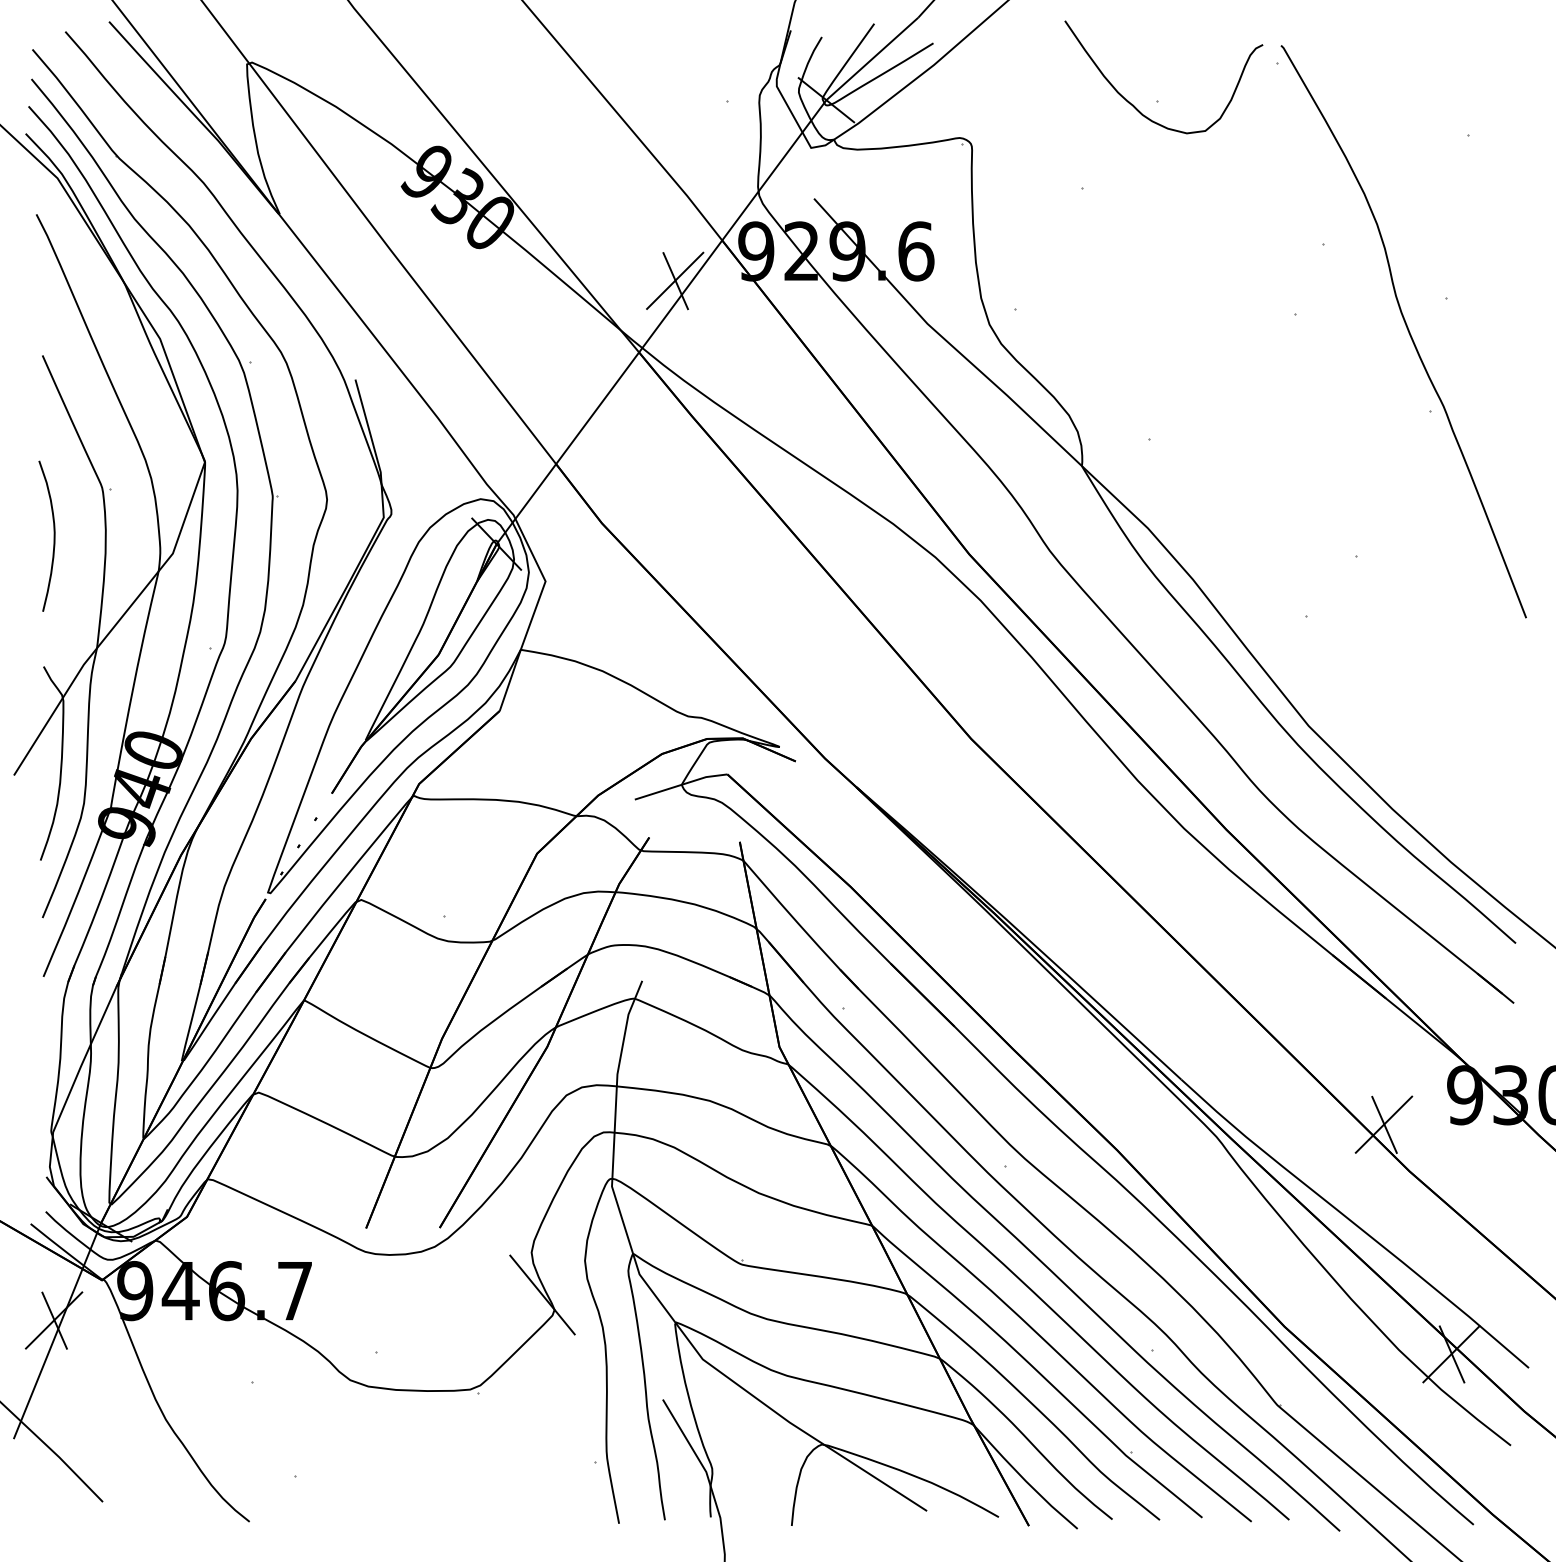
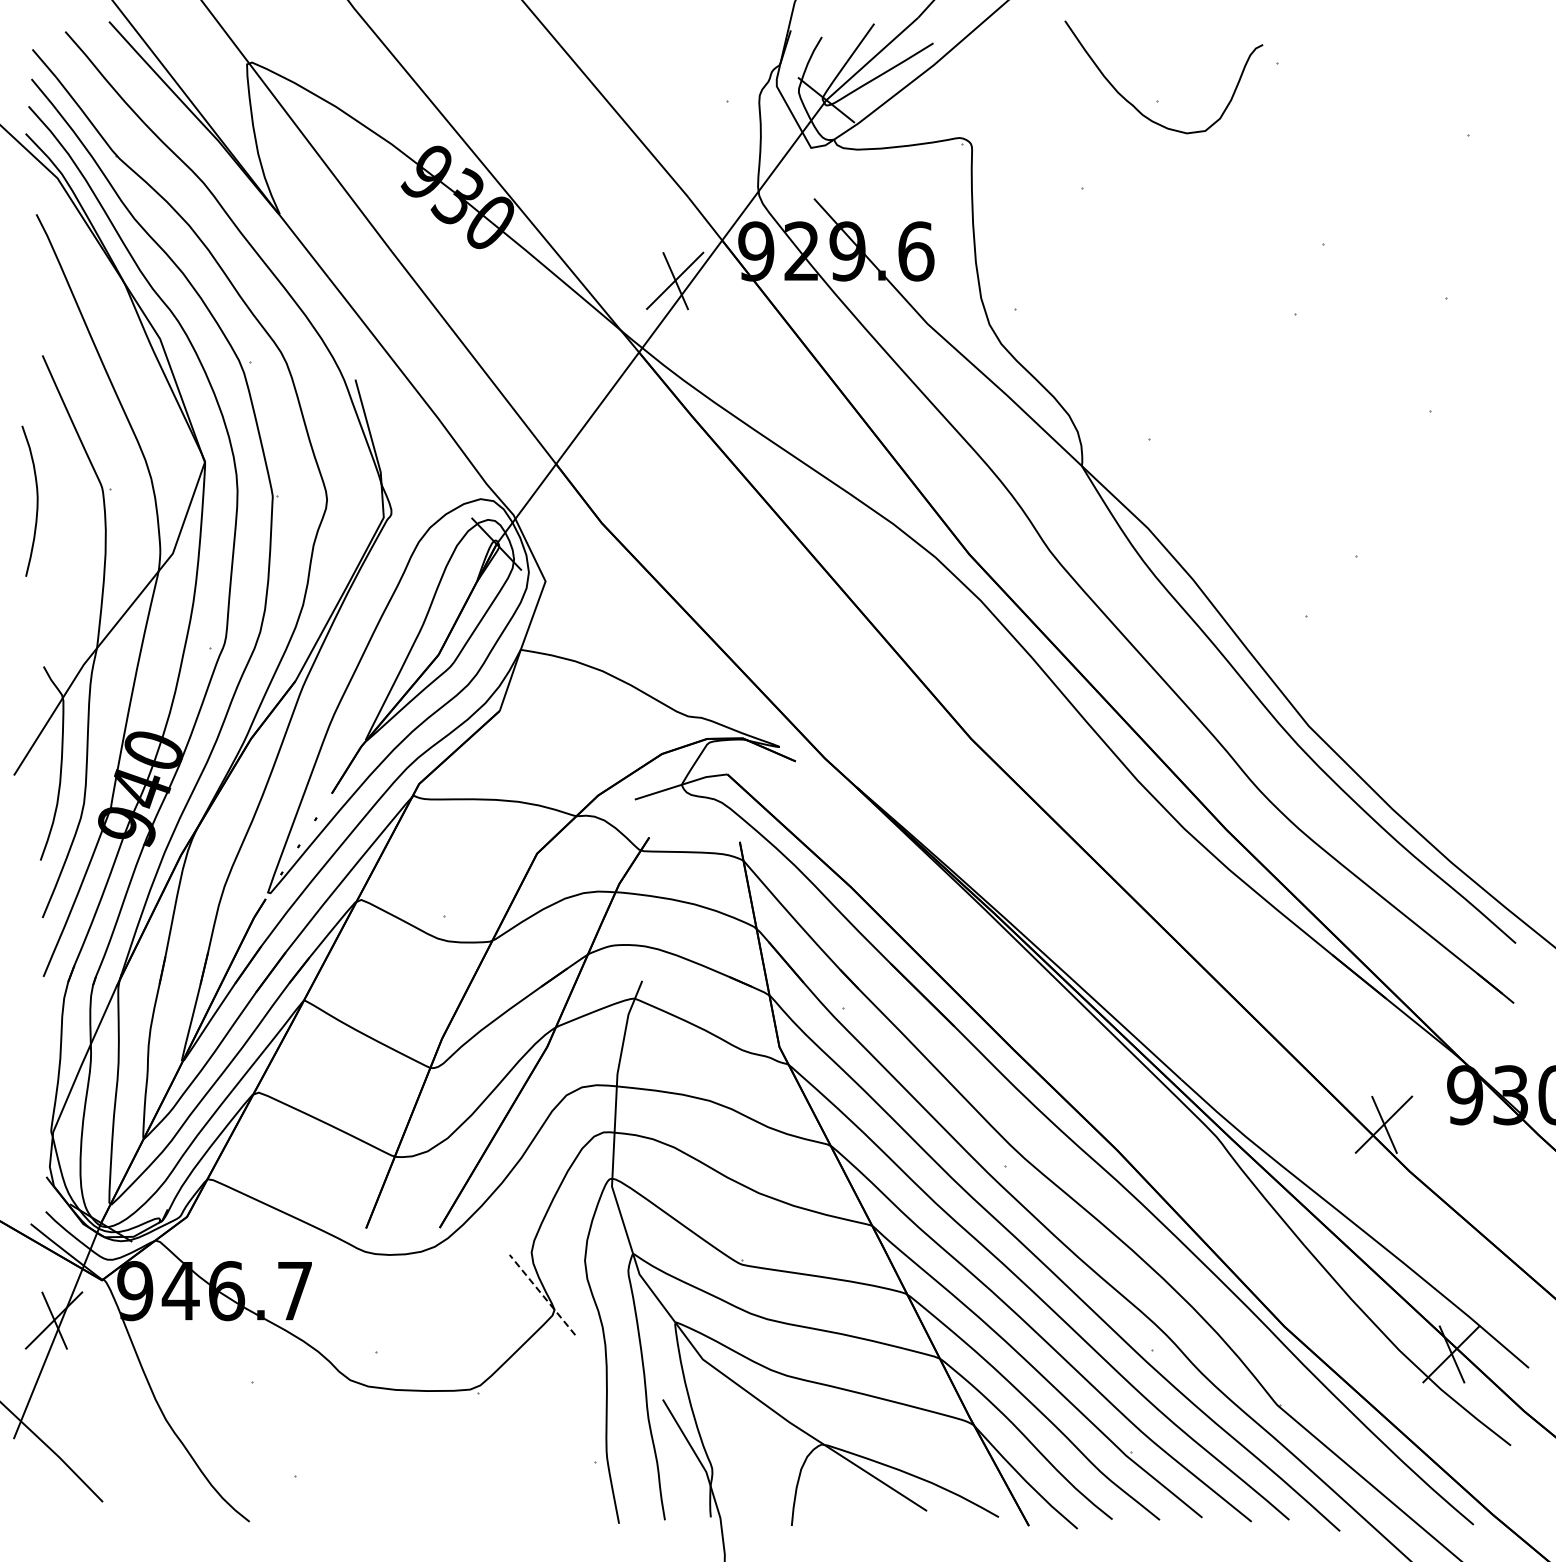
curve: present -> none (1407, 330)
curve position: (53, 535) -> (36, 500) (36, 500)
line: solid -> dashed (542, 1295)
